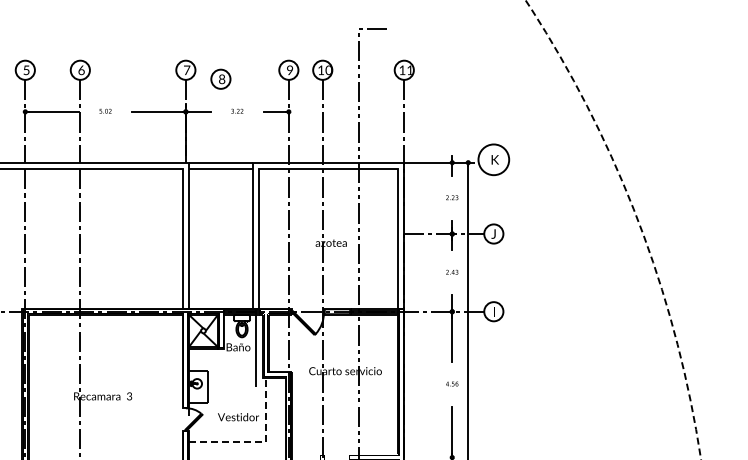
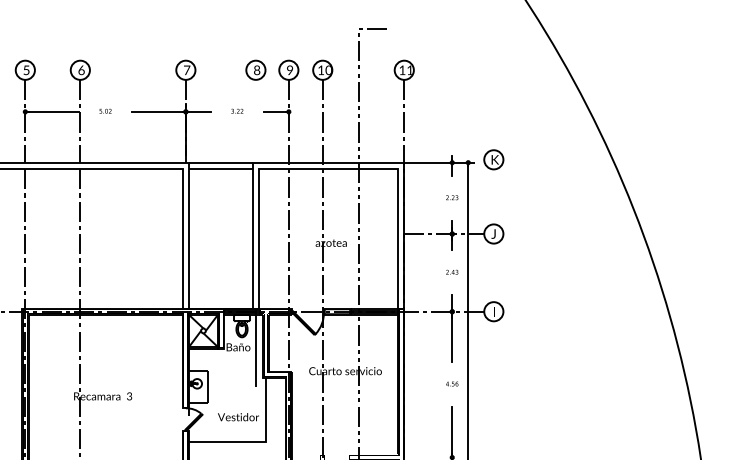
part position: (220, 78) -> (255, 69) (255, 69)
circle diameter: 31 px -> 19 px (493, 159)
circle: dashed -> solid (613, 229)
line: dashed -> solid (260, 441)
